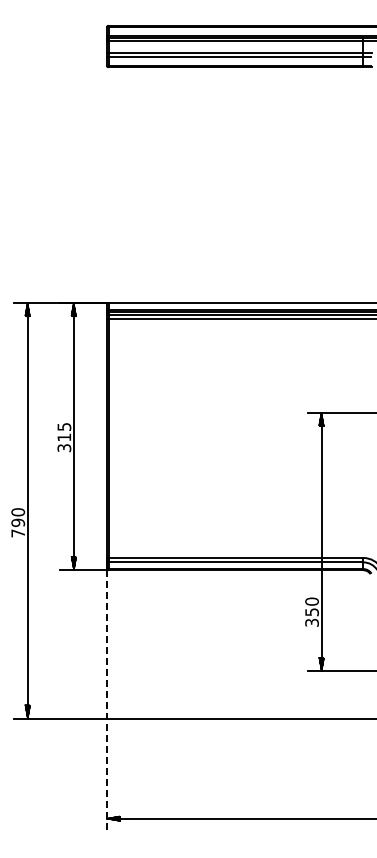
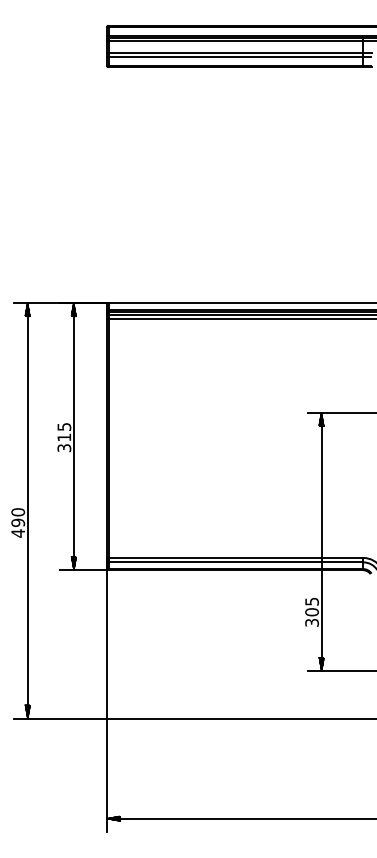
text: 790 -> 490 (17, 533)
text: 350 -> 305 (311, 606)
line: dashed -> solid (106, 696)
